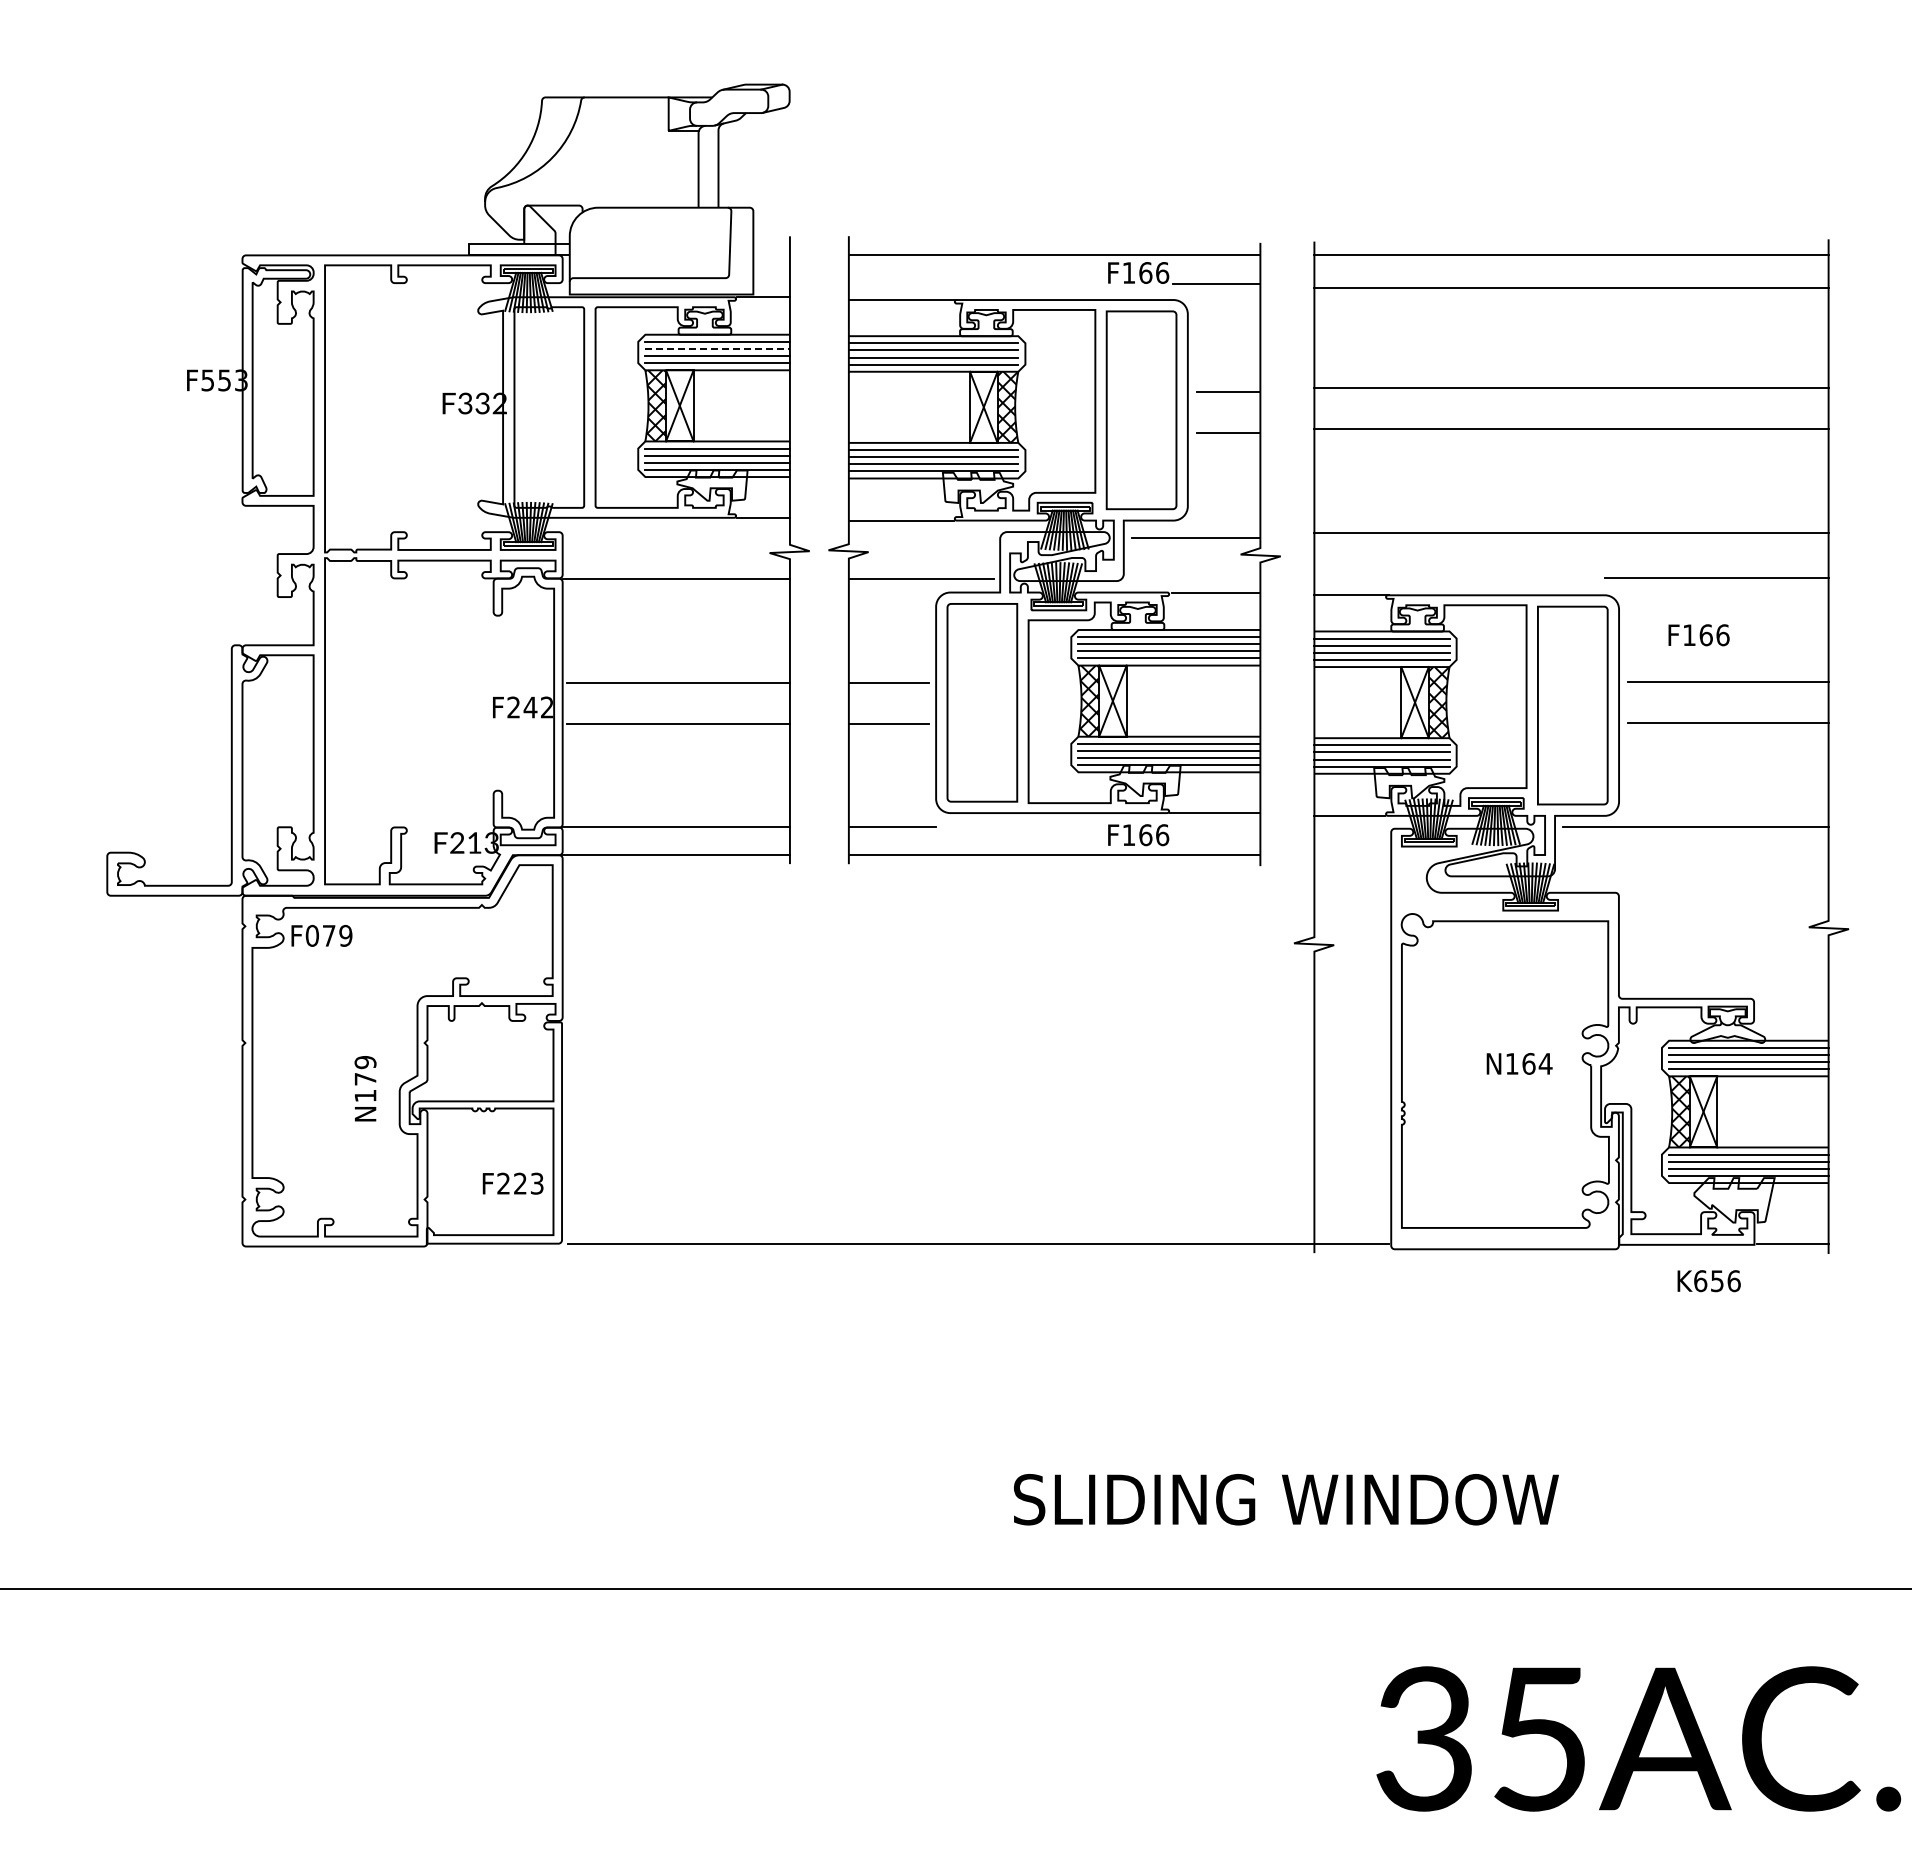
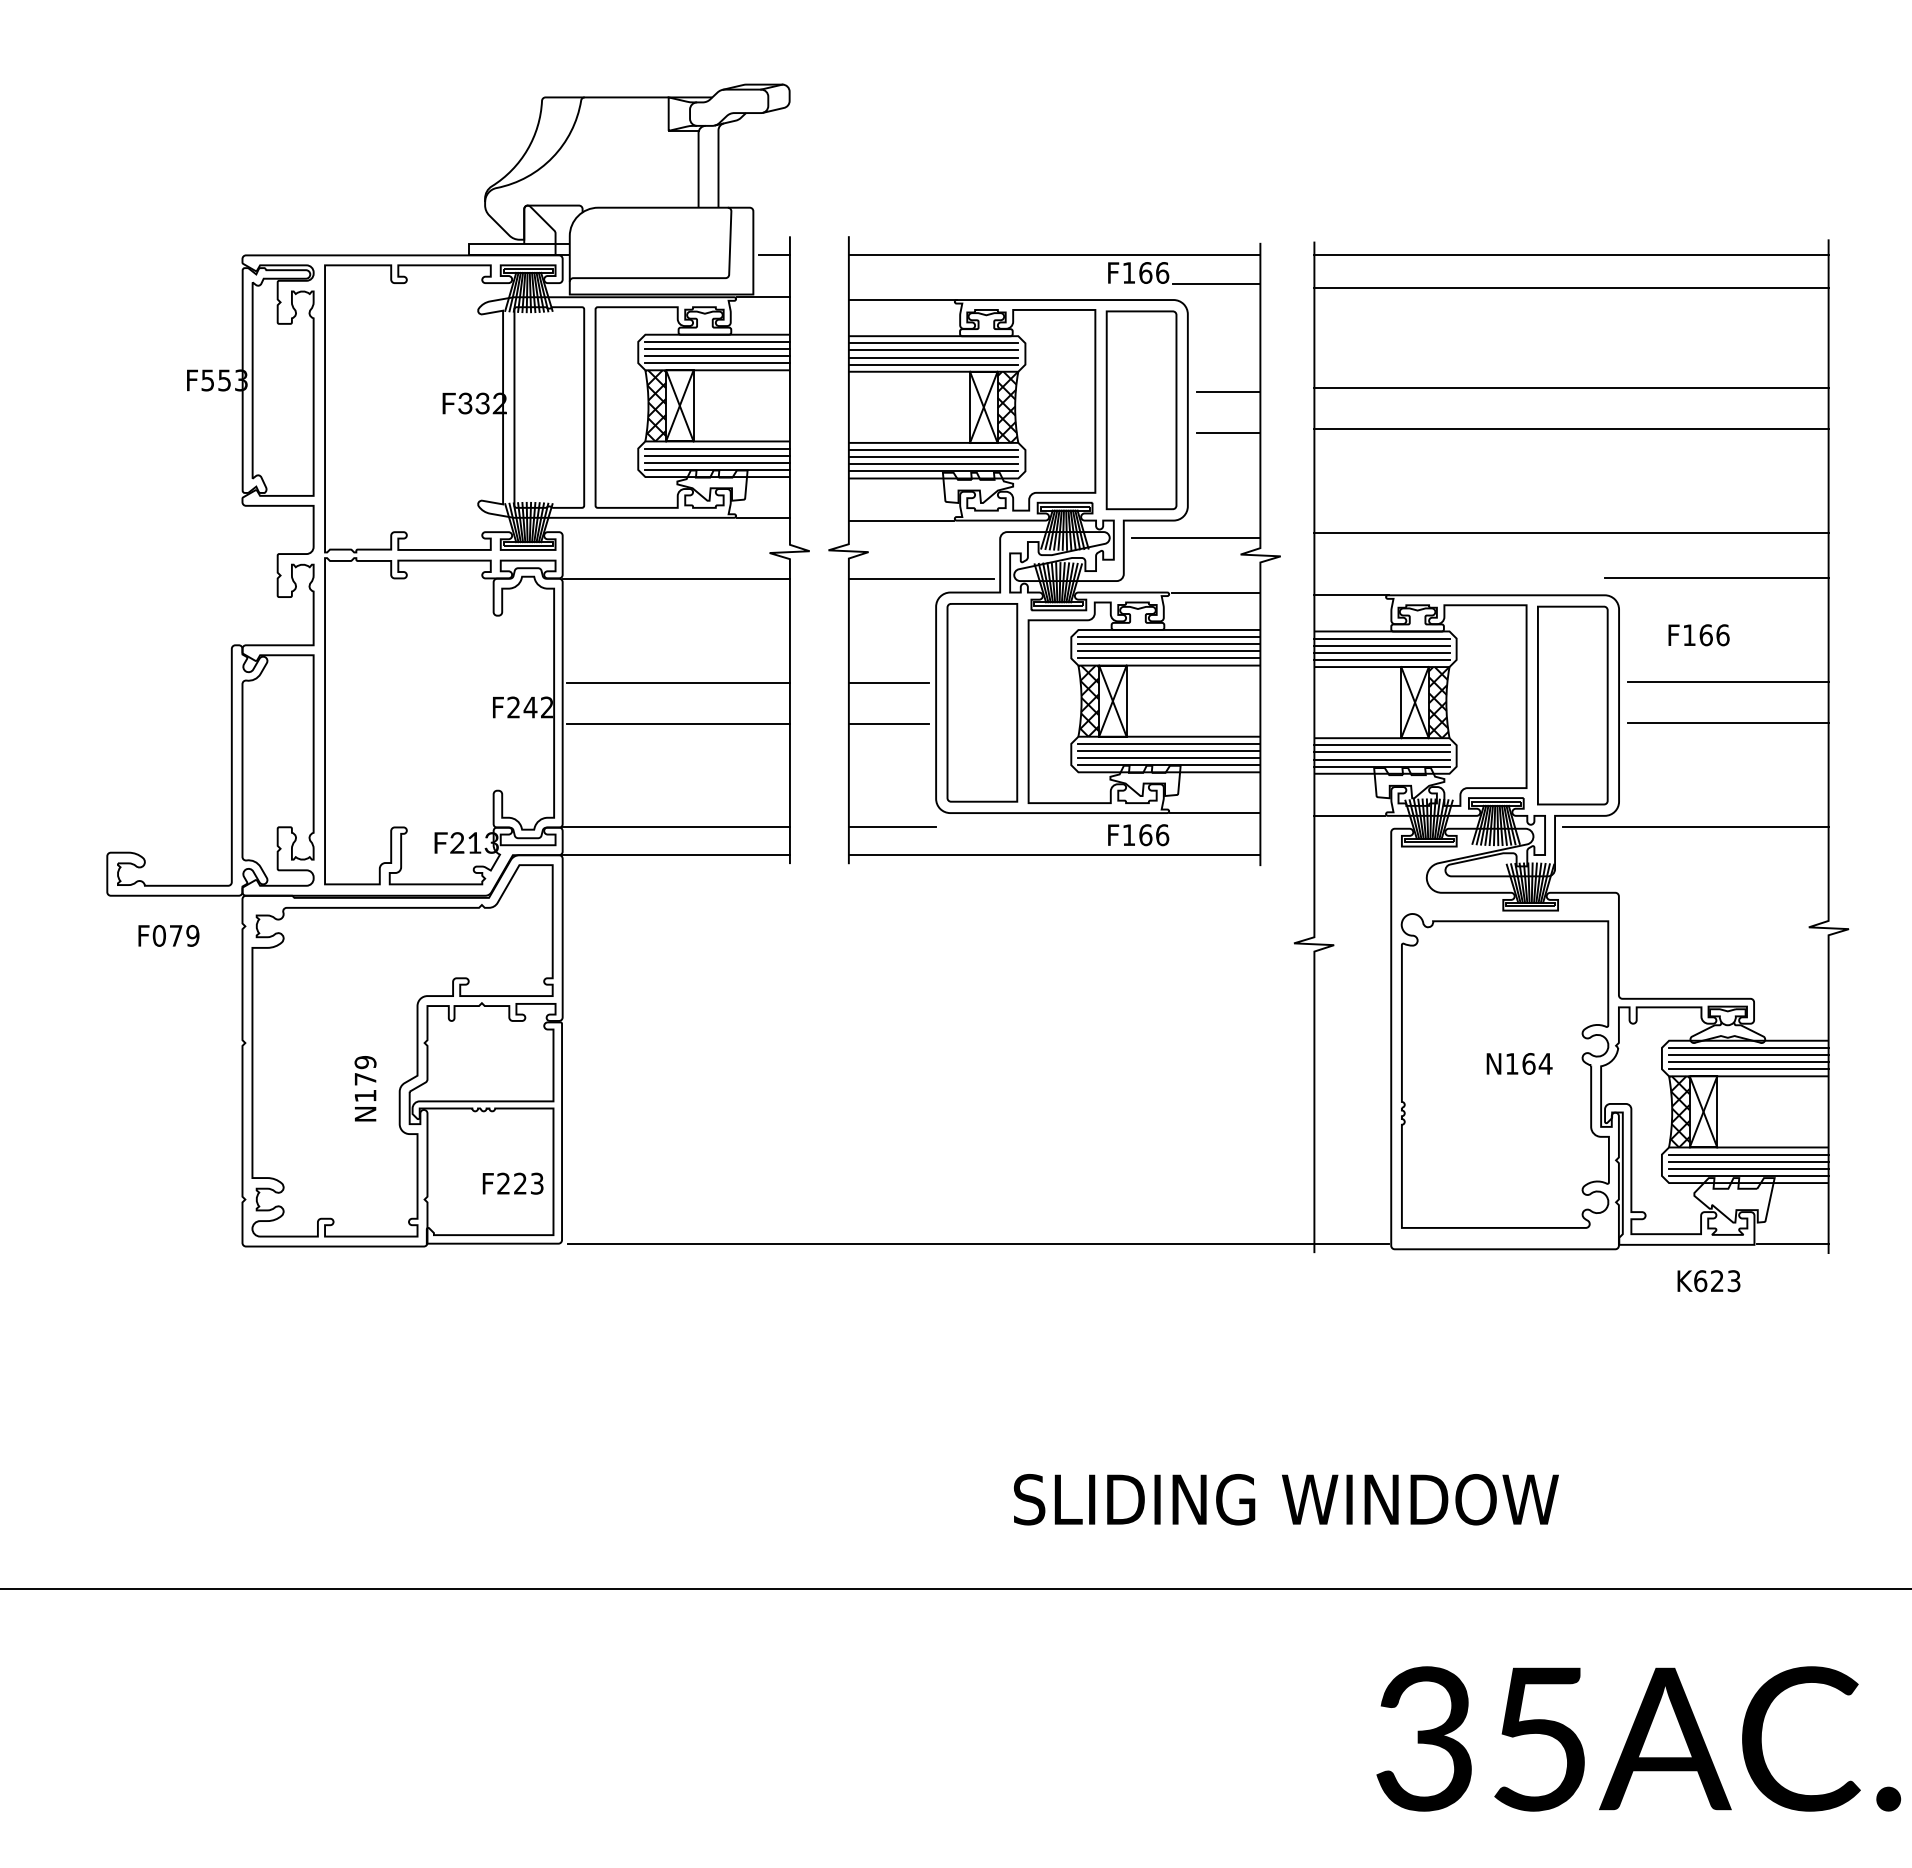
line: none -> present (774, 255)
line: dashed -> solid (718, 348)
text position: (321, 935) -> (168, 935) (168, 935)
text: K656 -> K623 (1725, 1281)
